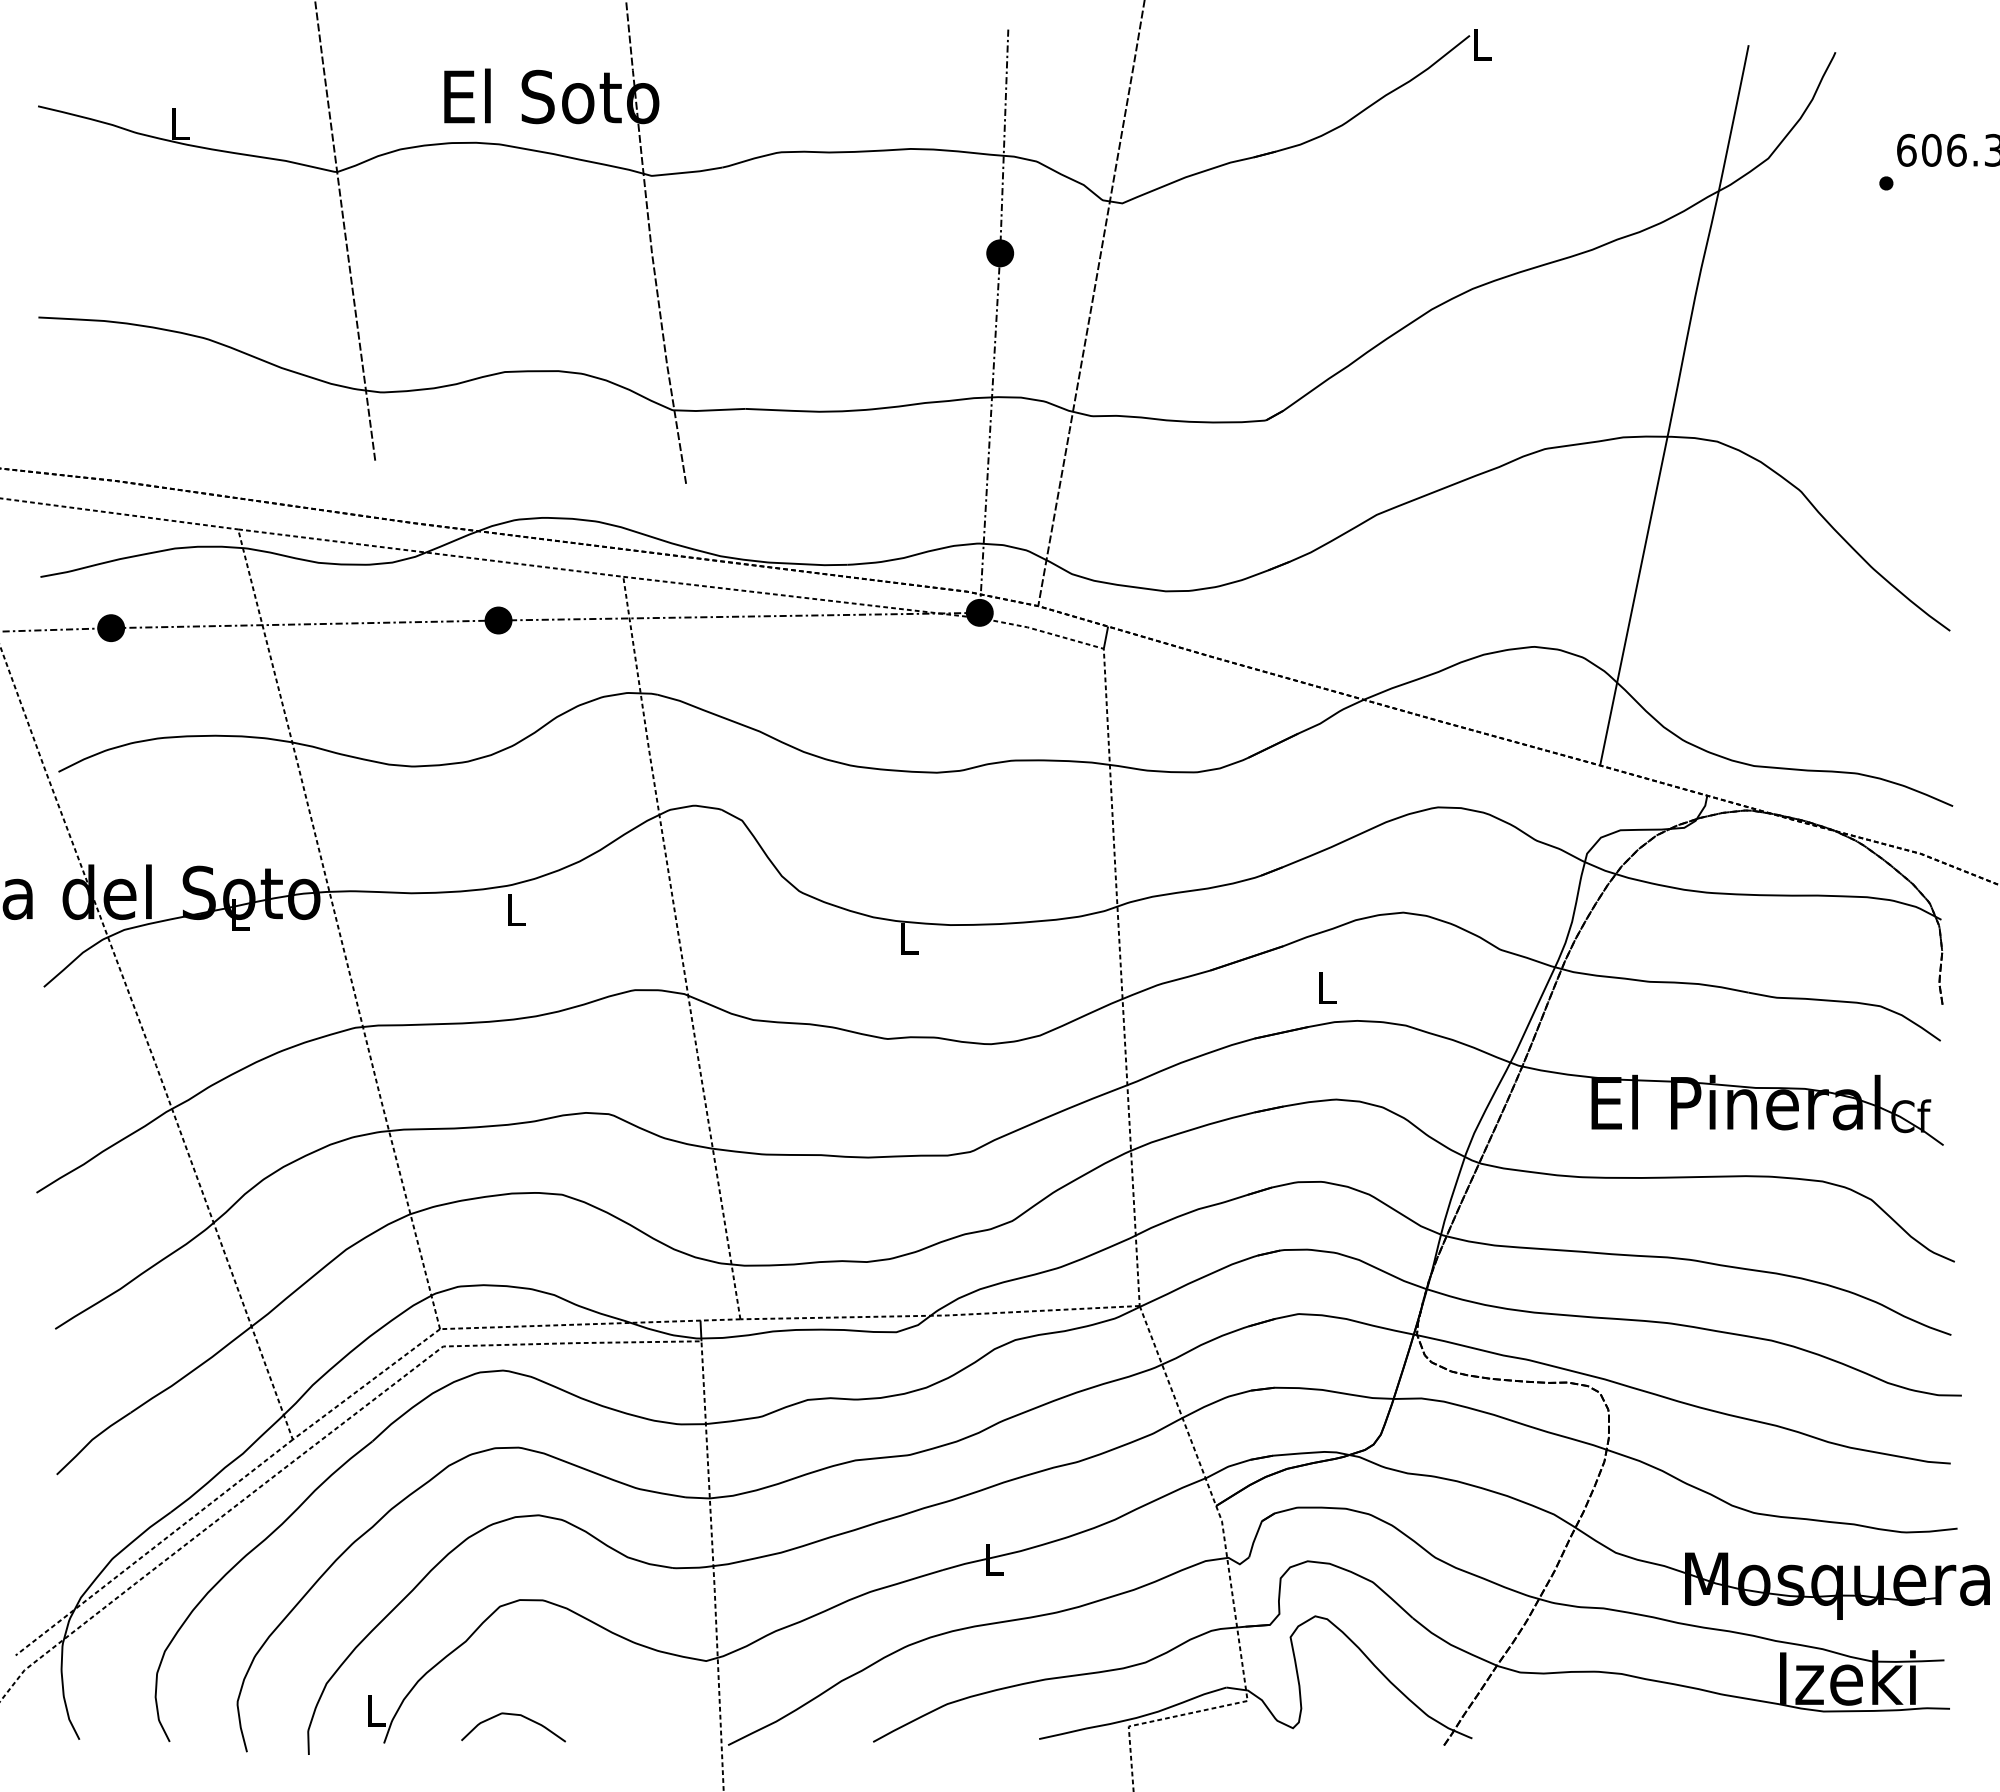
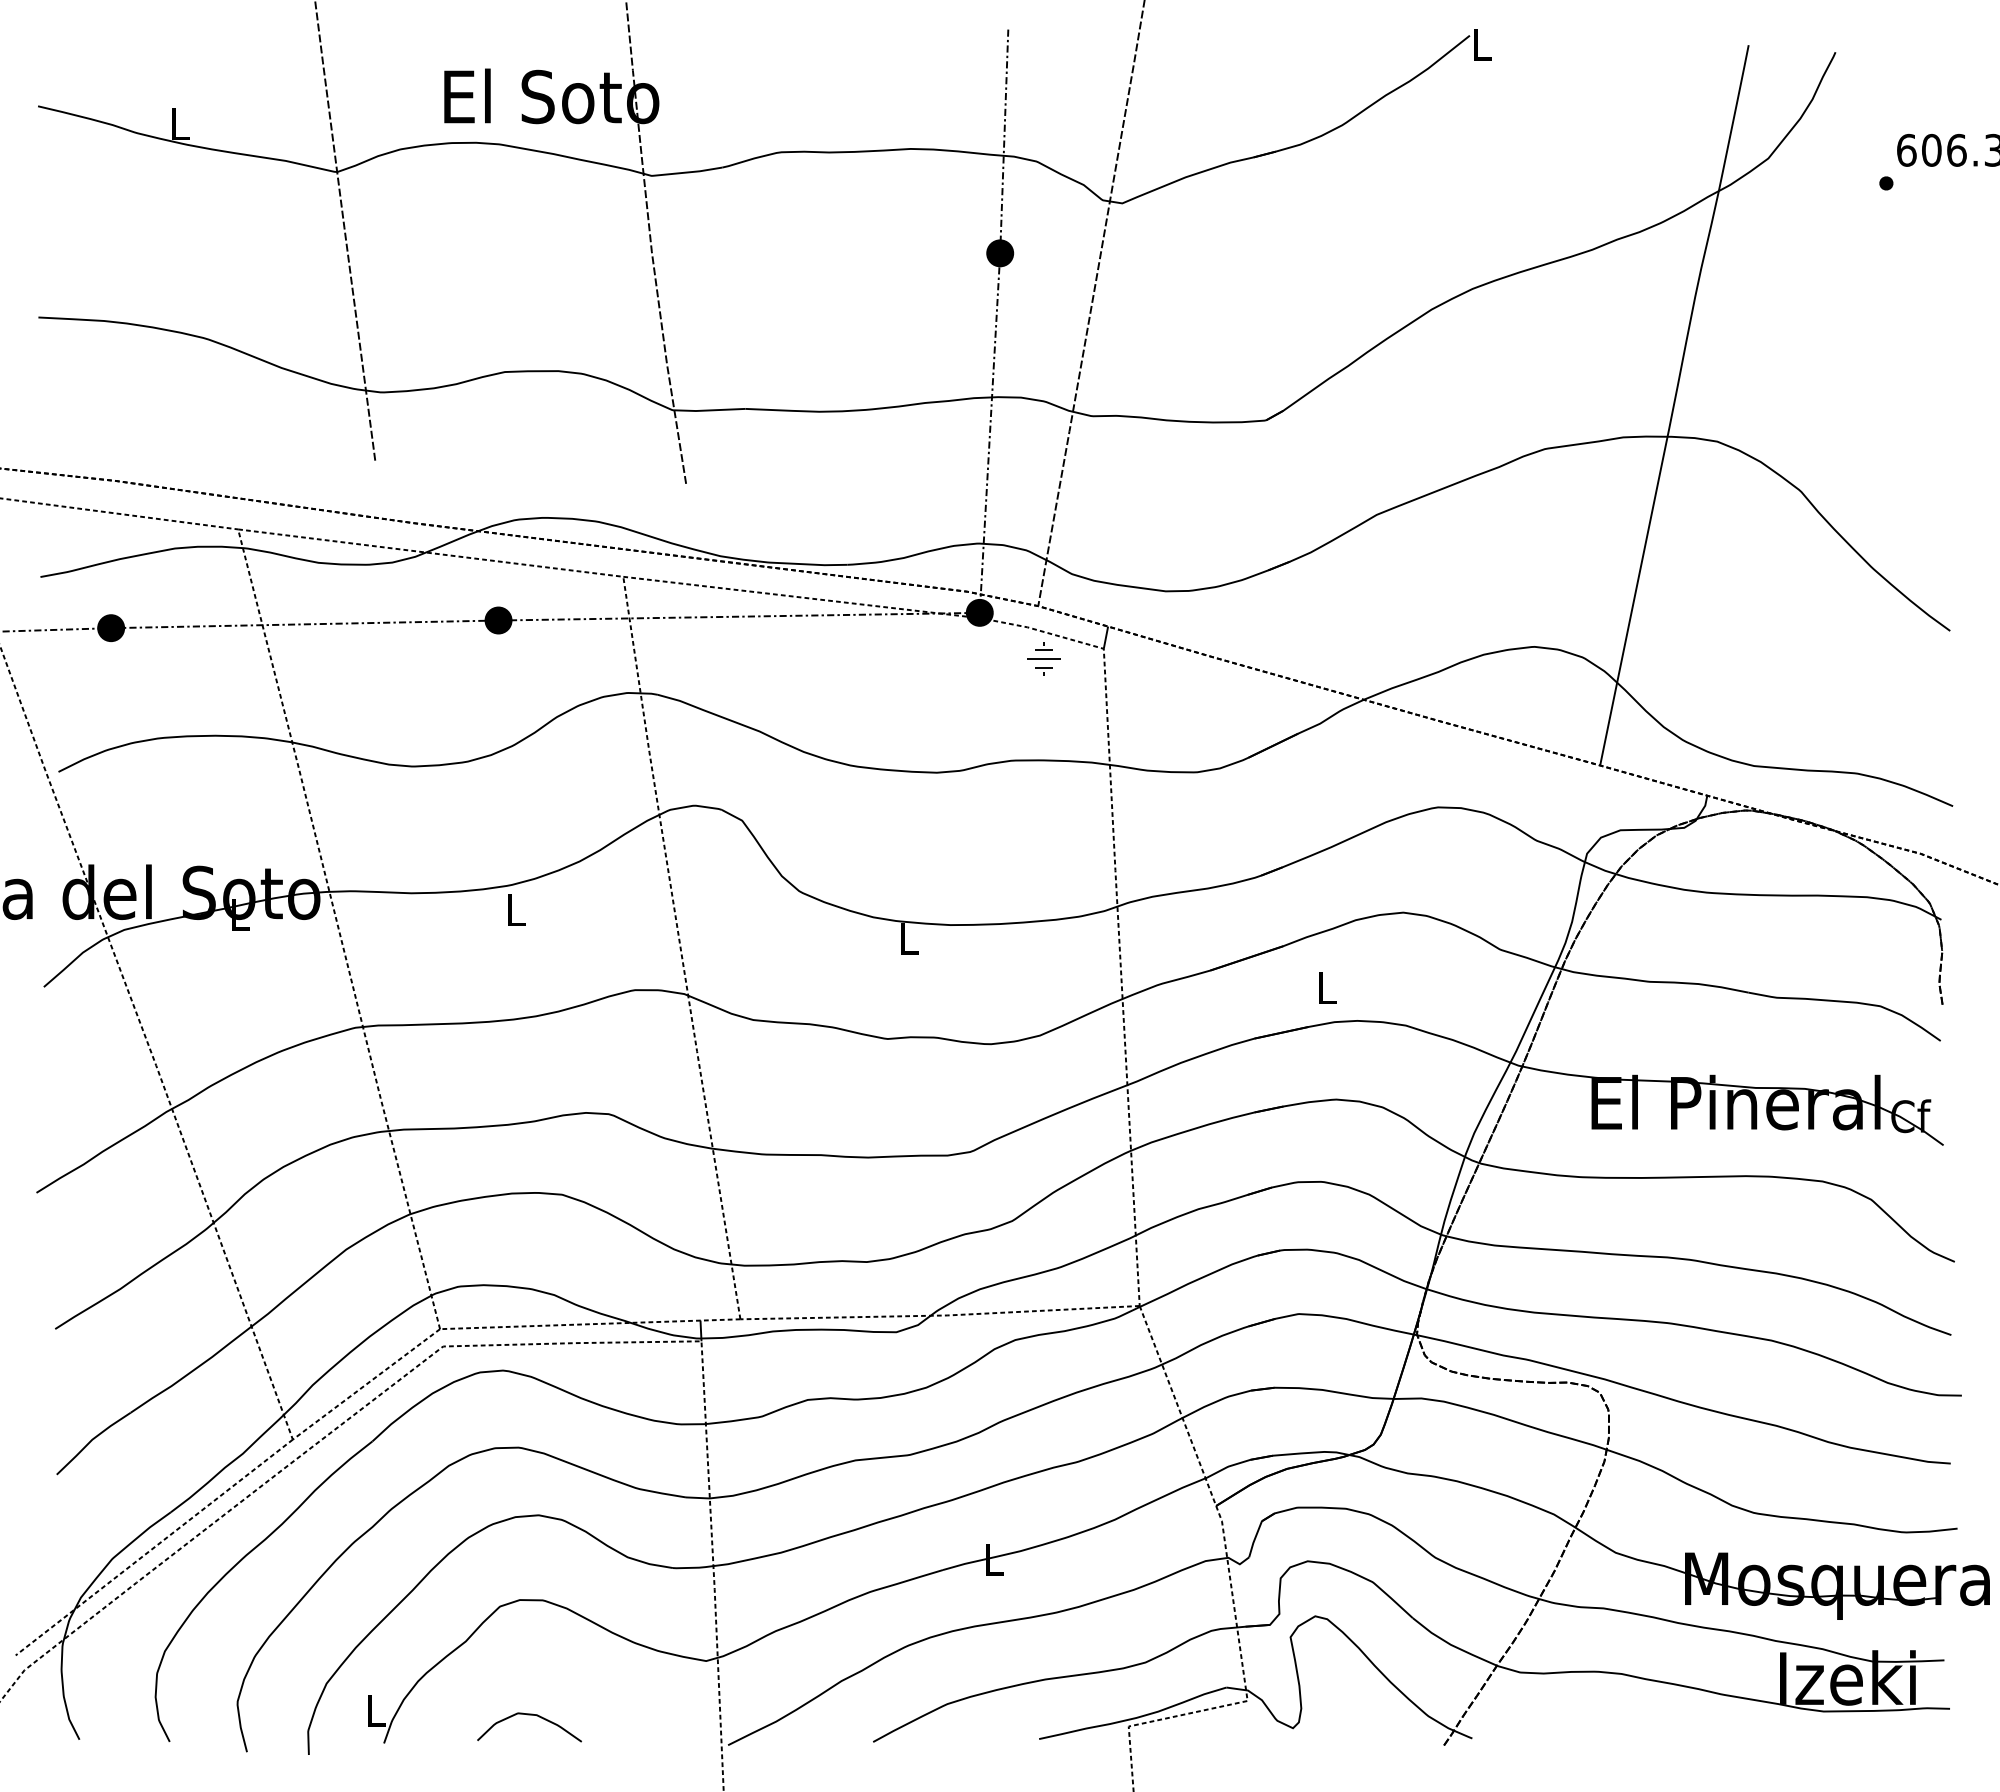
part: none -> present (1043, 658)
curve position: (513, 1715) -> (529, 1715) (529, 1715)
